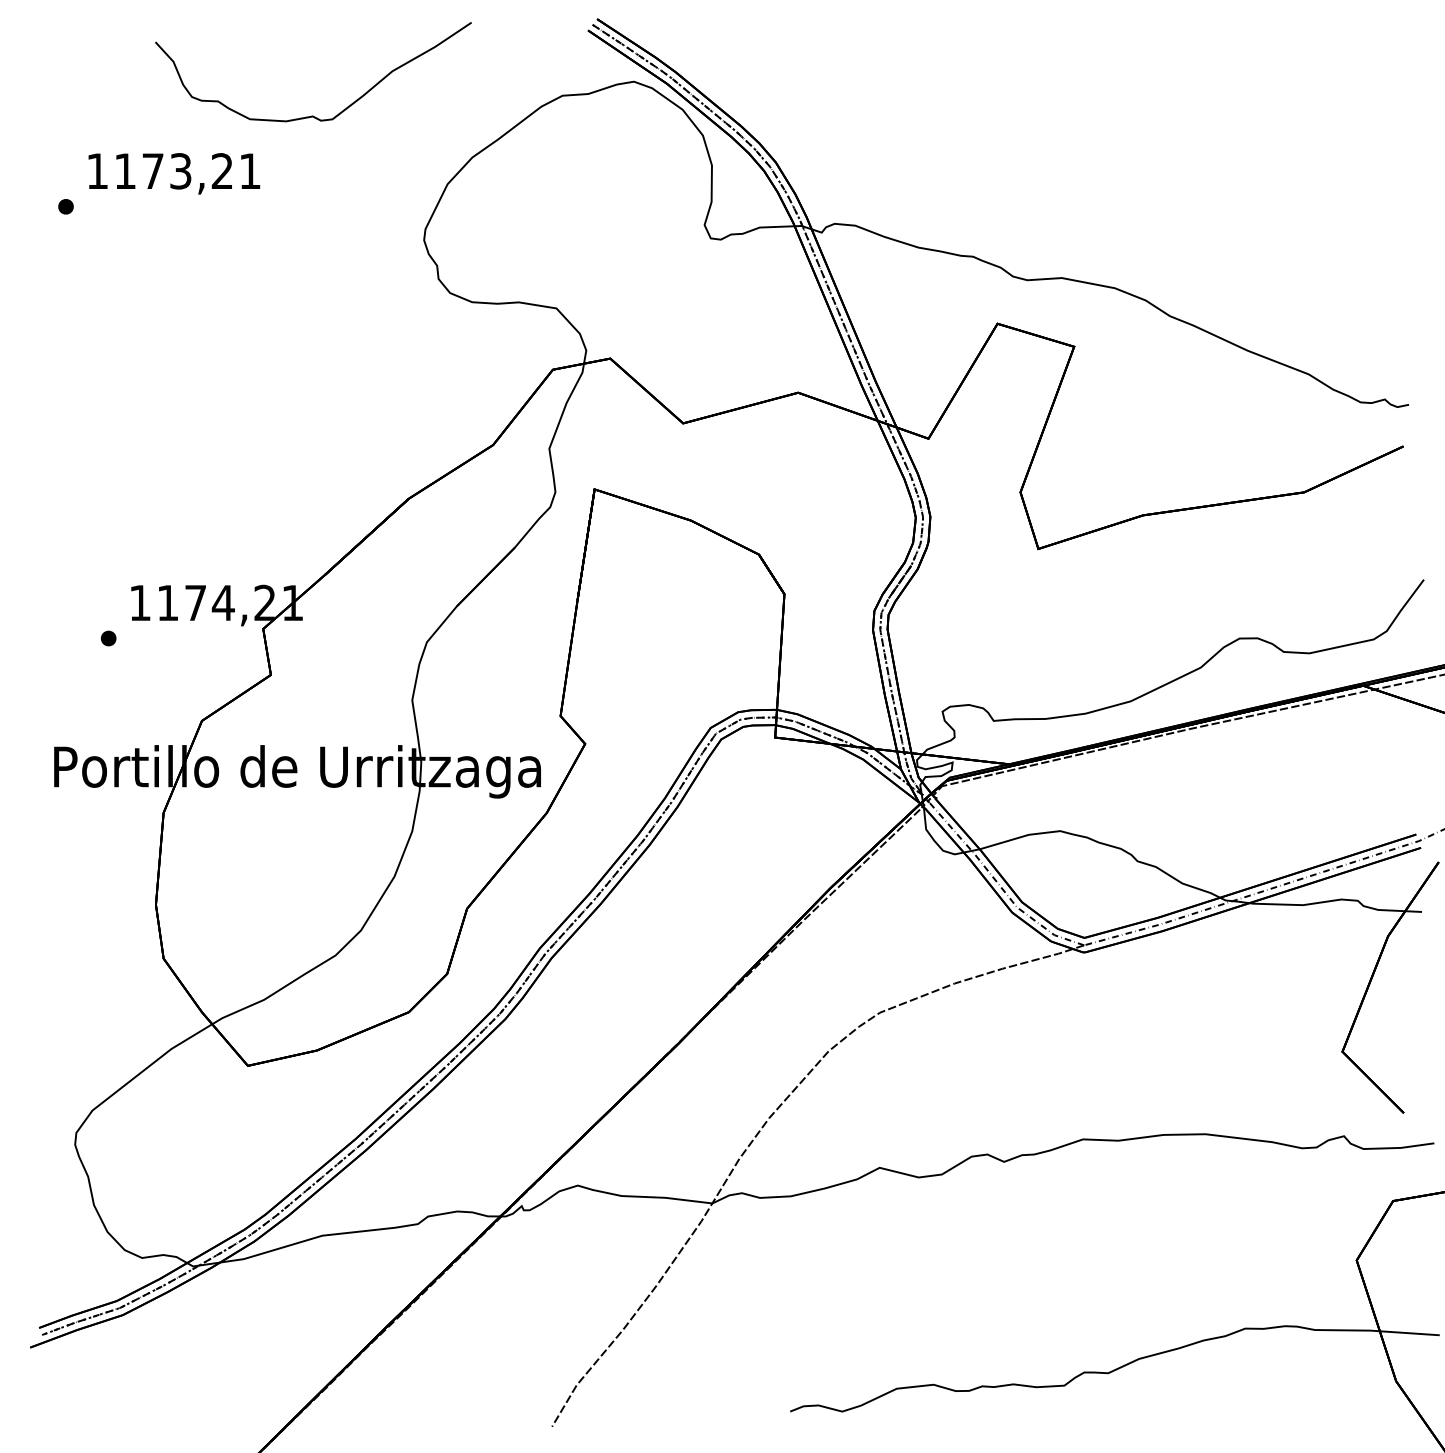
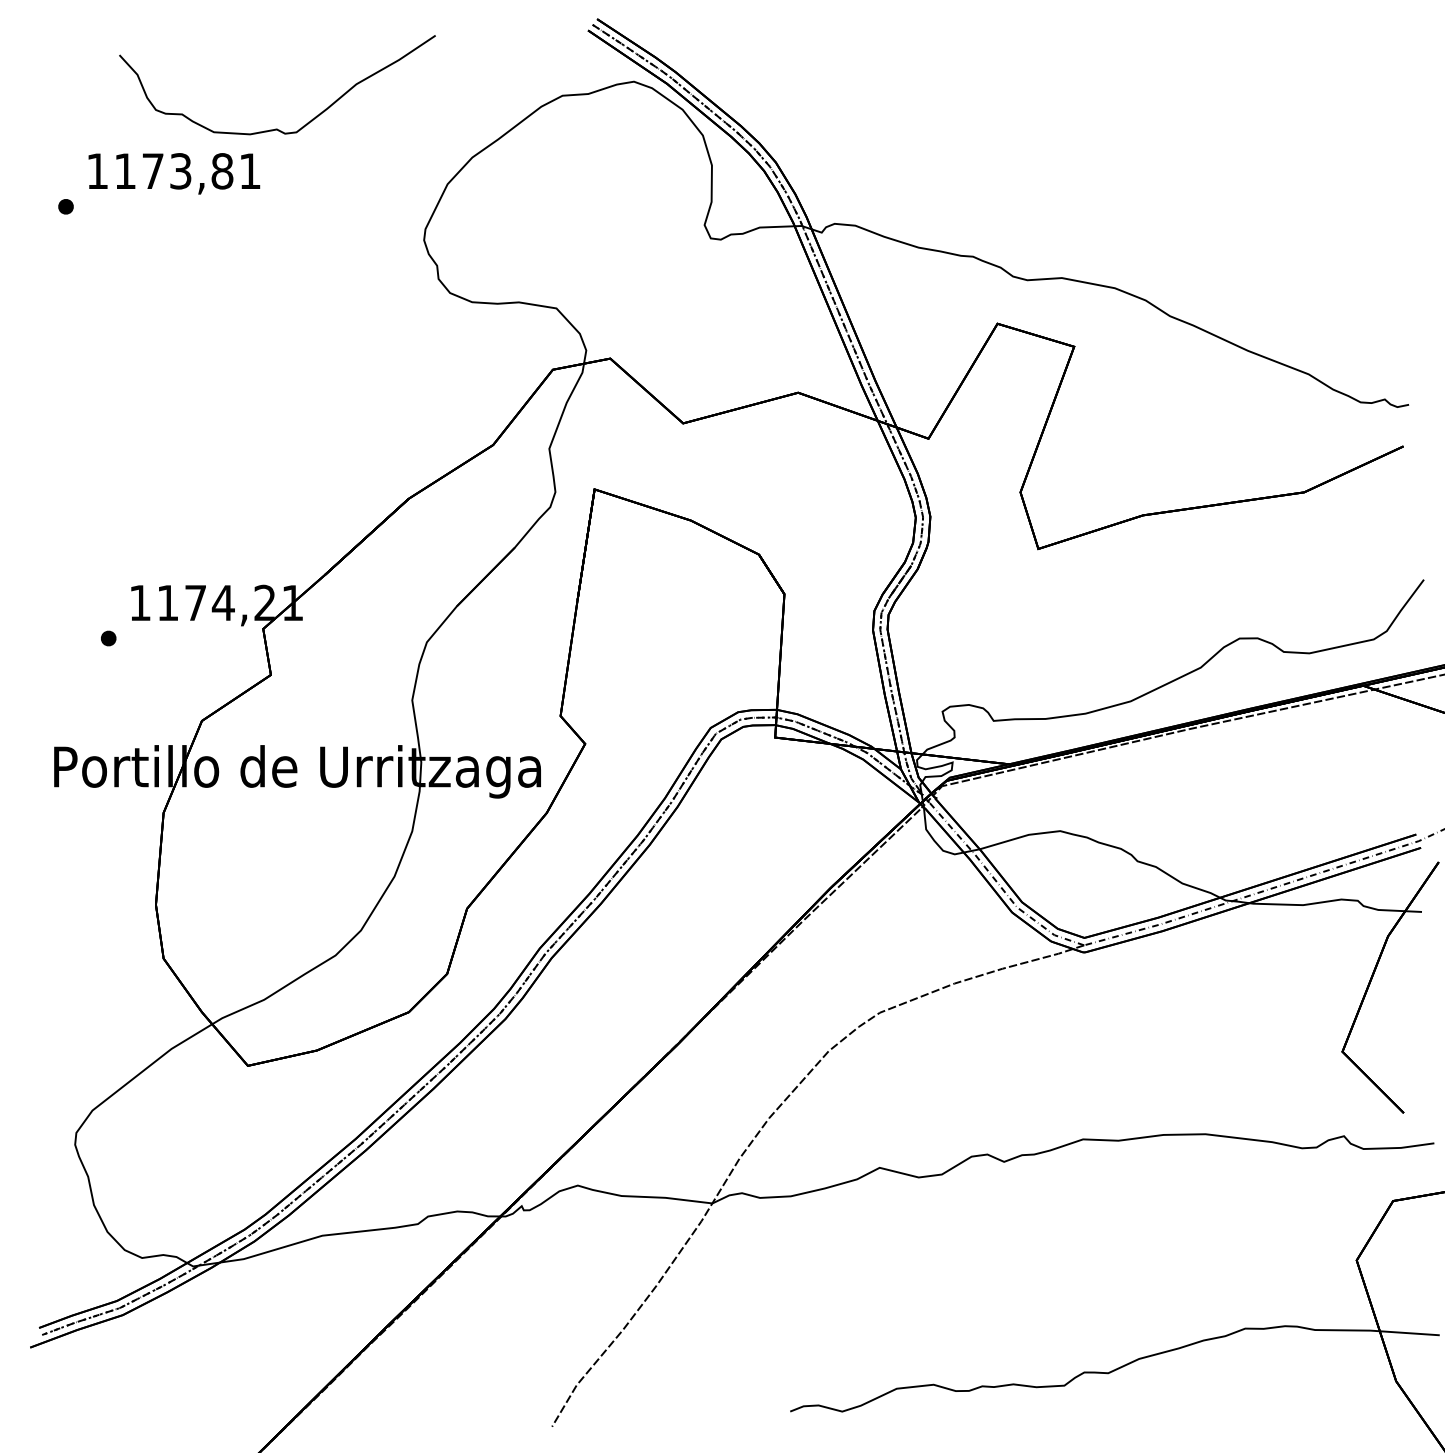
curve position: (313, 115) -> (277, 128) (277, 128)
text: 1173,21 -> 1173,81 (222, 171)
